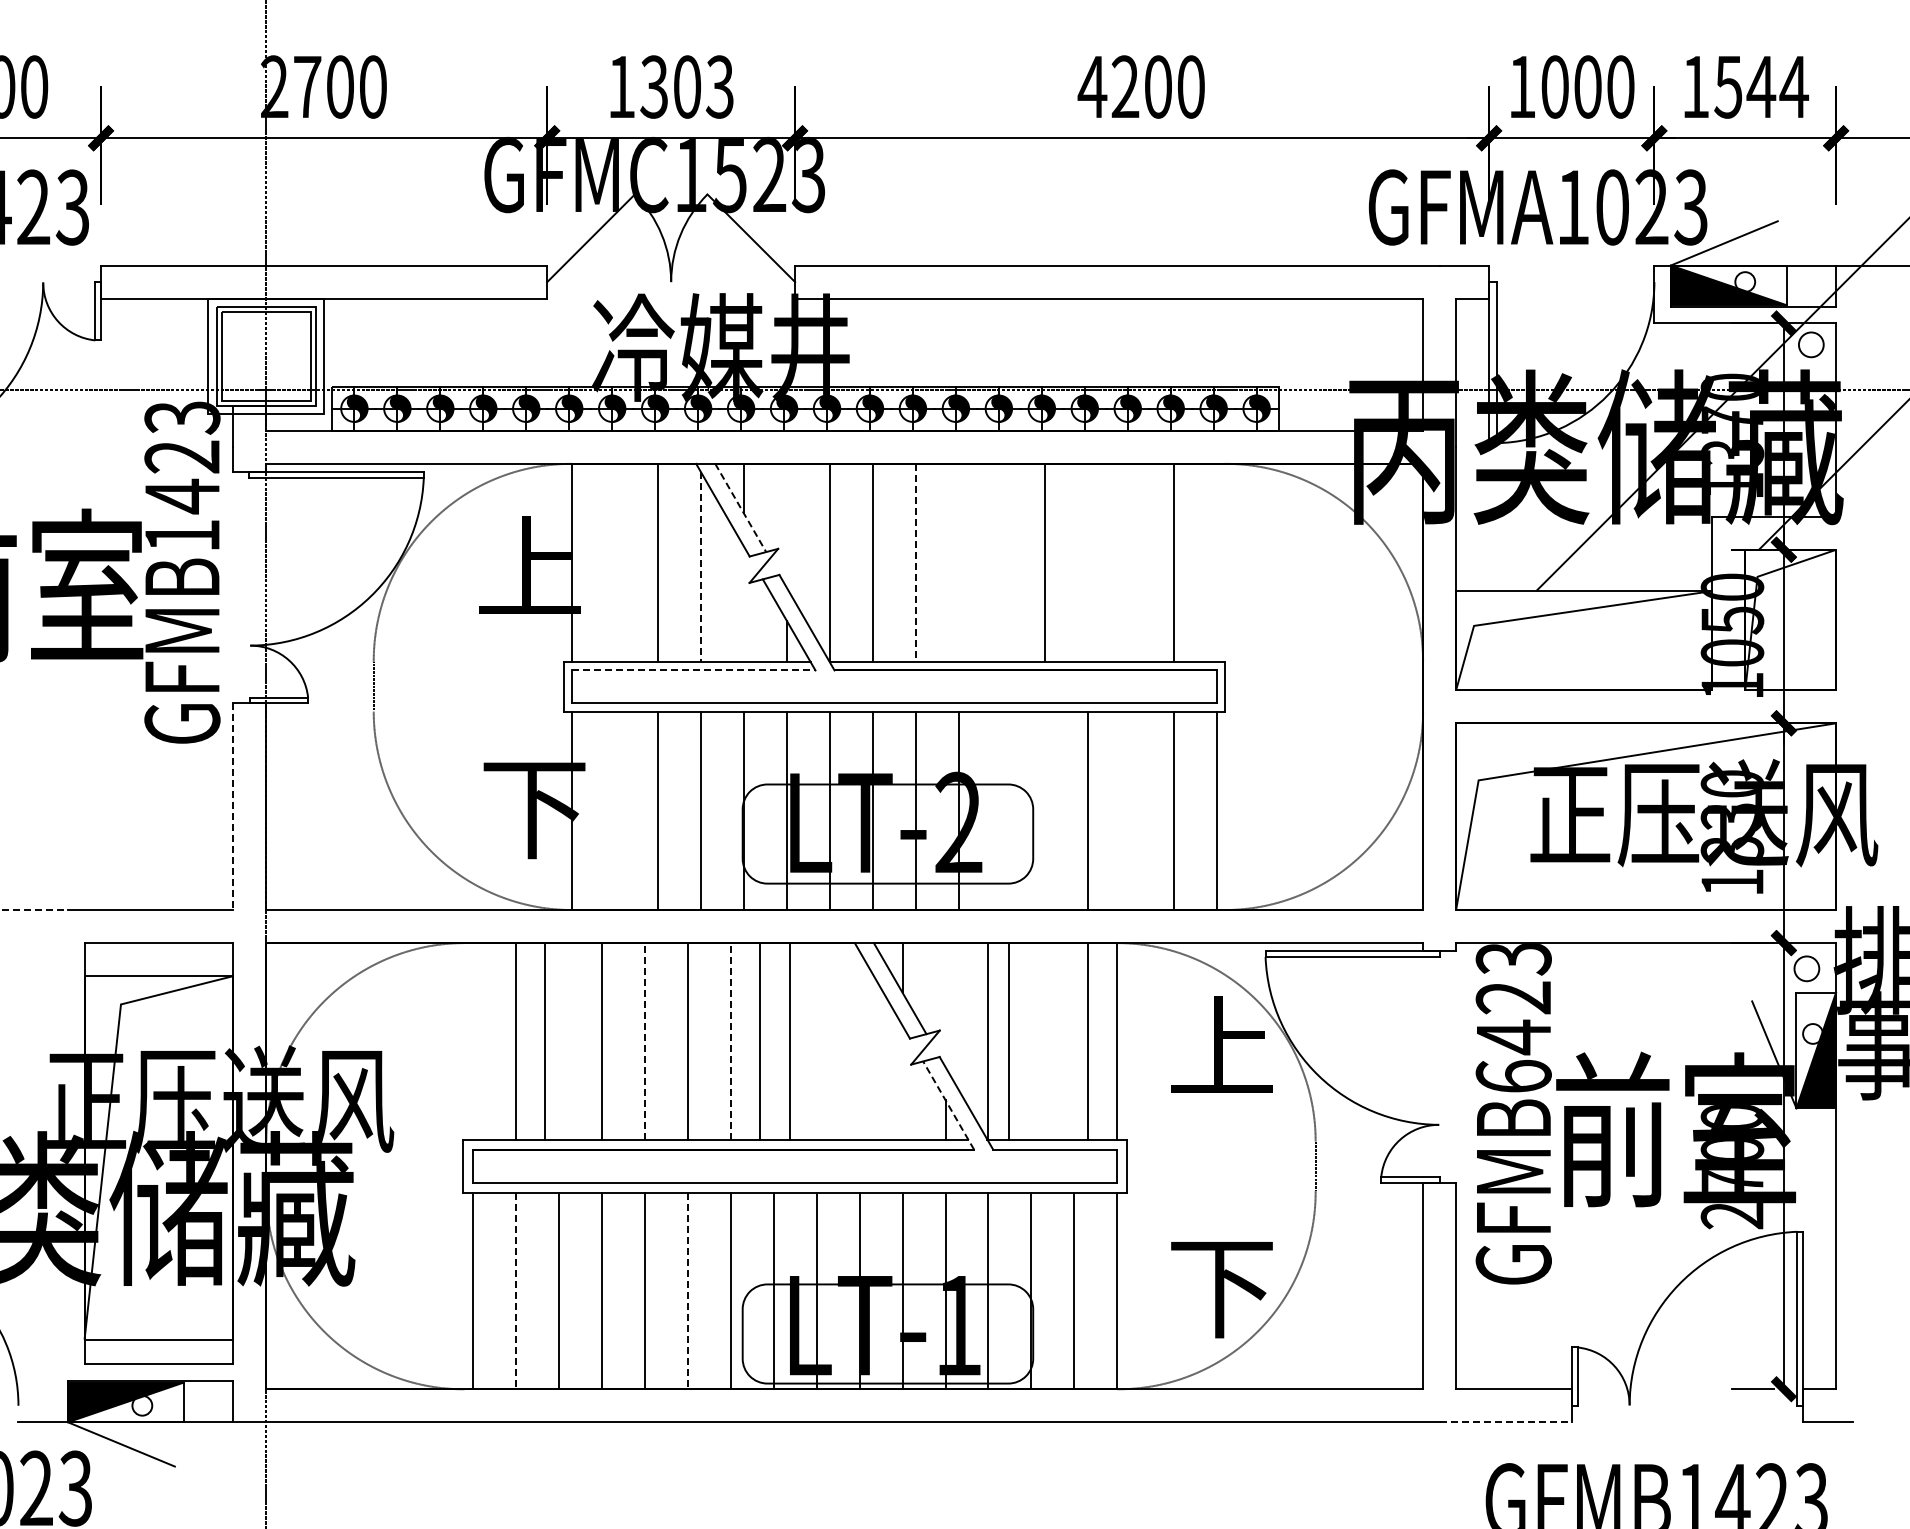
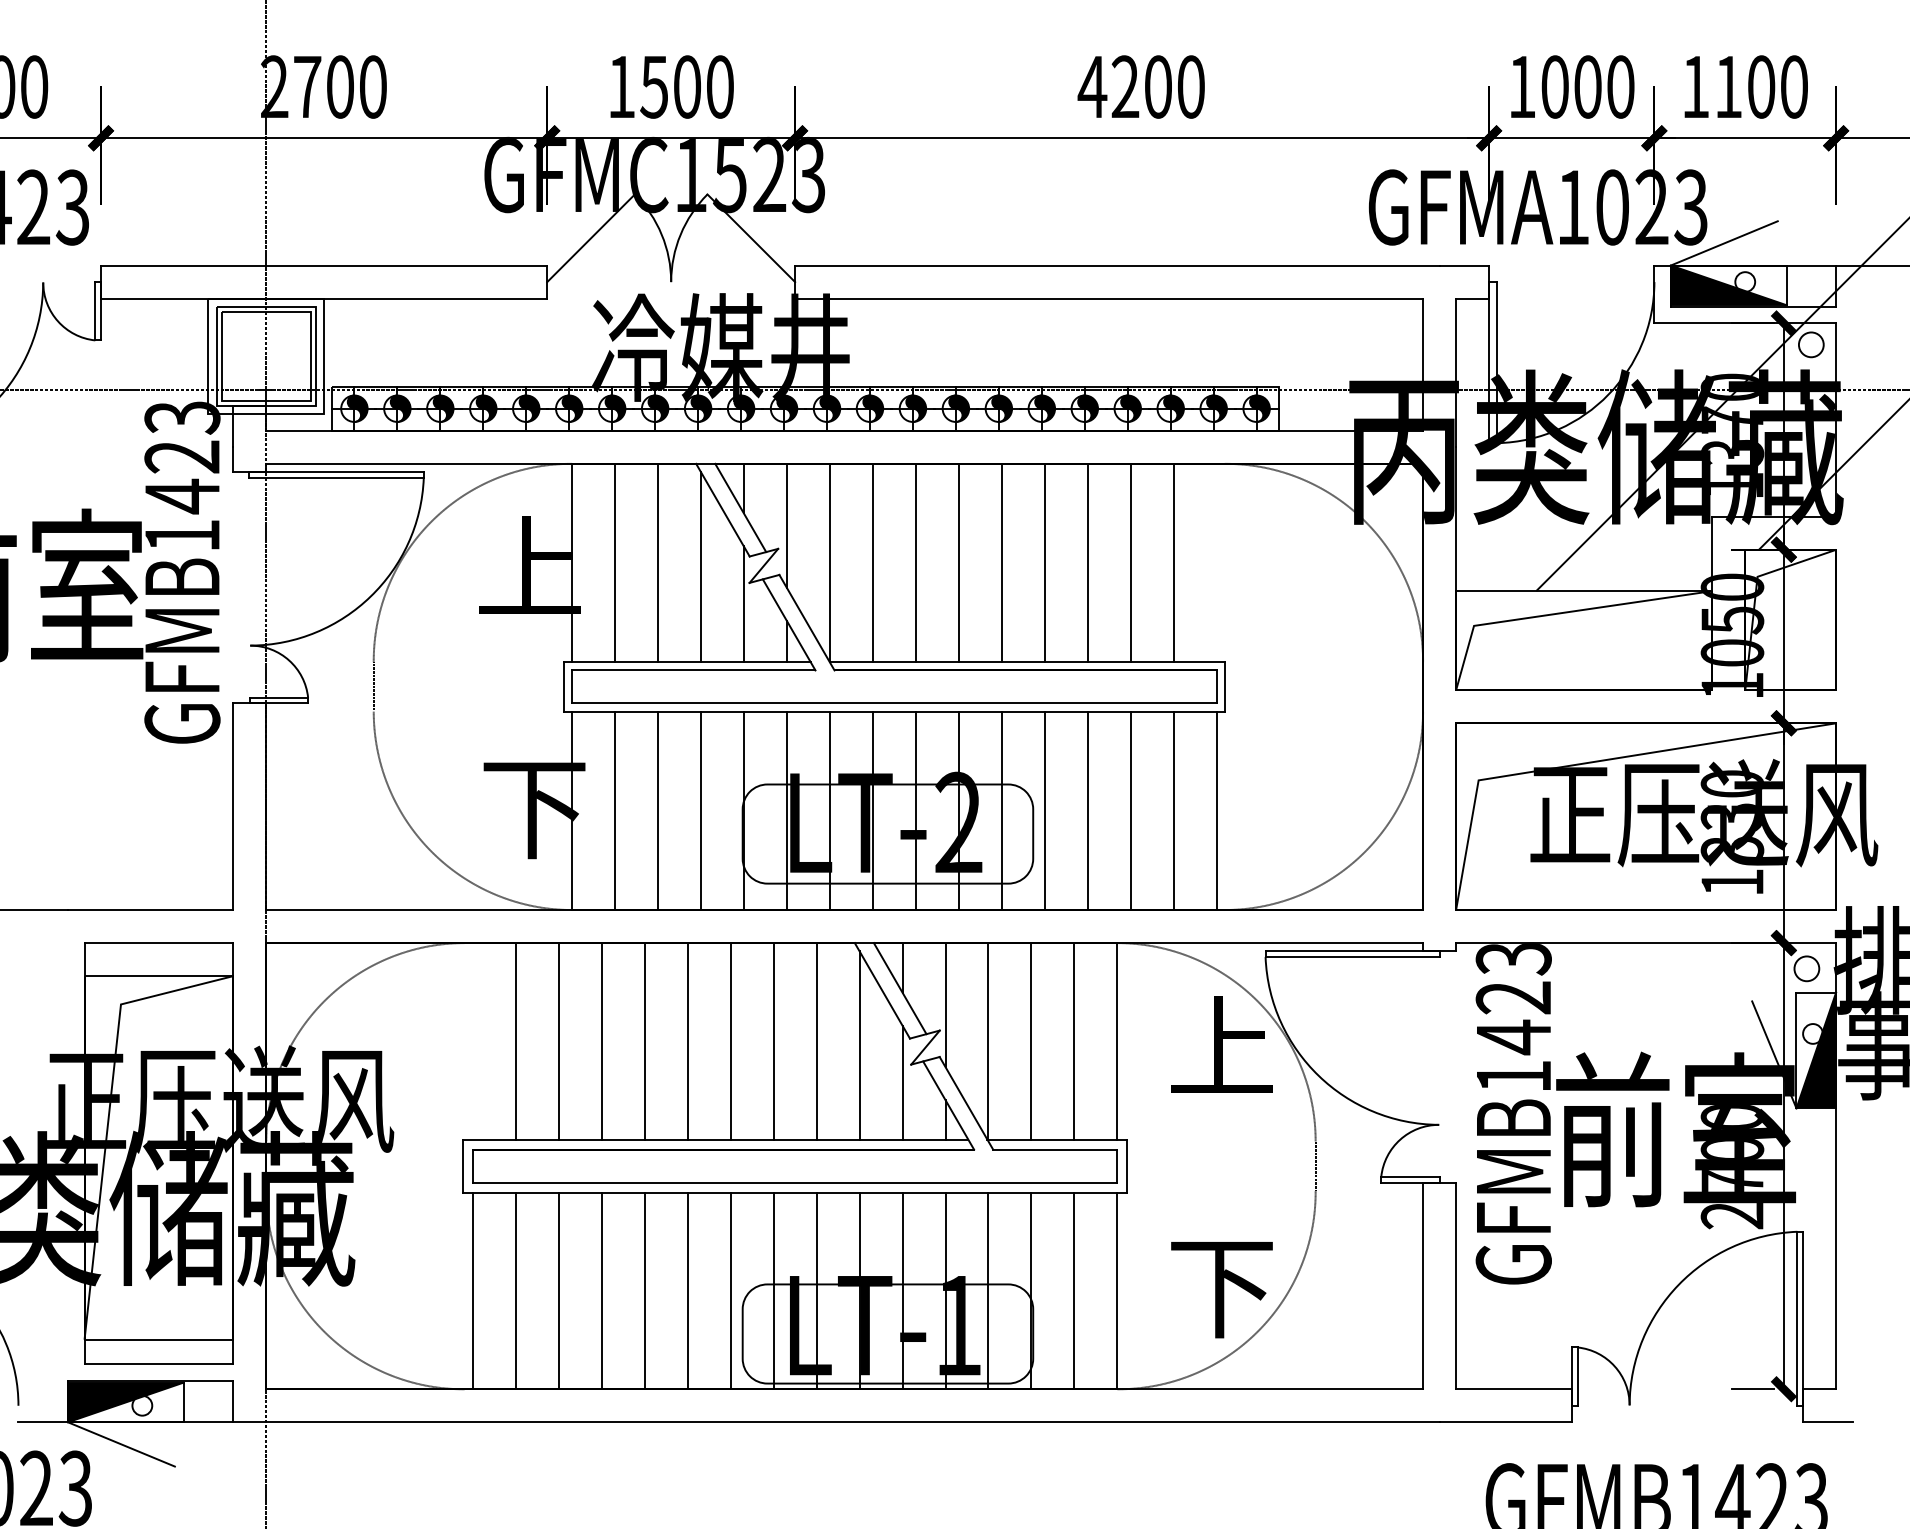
text: 1303 -> 1500 (686, 86)
text: 1544 -> 1100 (1761, 86)
line: dashed -> solid (740, 507)
line: none -> present (786, 525)
line: none -> present (615, 562)
line: none -> present (958, 562)
line: none -> present (1001, 562)
line: none -> present (1087, 562)
line: none -> present (1130, 562)
line: dashed -> solid (915, 563)
line: dashed -> solid (700, 567)
line: none -> present (743, 604)
line: dashed -> solid (693, 670)
line: dashed -> solid (233, 807)
line: none -> present (615, 810)
line: none -> present (1001, 810)
line: none -> present (1044, 810)
line: none -> present (1130, 810)
line: dashed -> solid (34, 910)
line: none -> present (945, 1005)
line: dashed -> solid (644, 1040)
line: dashed -> solid (730, 1040)
line position: (544, 1041) -> (558, 1041) (558, 1041)
line position: (759, 1041) -> (773, 1041) (773, 1041)
line position: (789, 1041) -> (816, 1041) (816, 1041)
line position: (1009, 1041) -> (1031, 1041) (1031, 1041)
line position: (1088, 1041) -> (1074, 1041) (1074, 1041)
line: none -> present (859, 1045)
text: GFMB6423 -> GFMB1423 (1513, 1076)
line: none -> present (902, 1082)
line: dashed -> solid (948, 1105)
line: dashed -> solid (515, 1291)
line: dashed -> solid (687, 1291)
line: dashed -> solid (1506, 1422)
